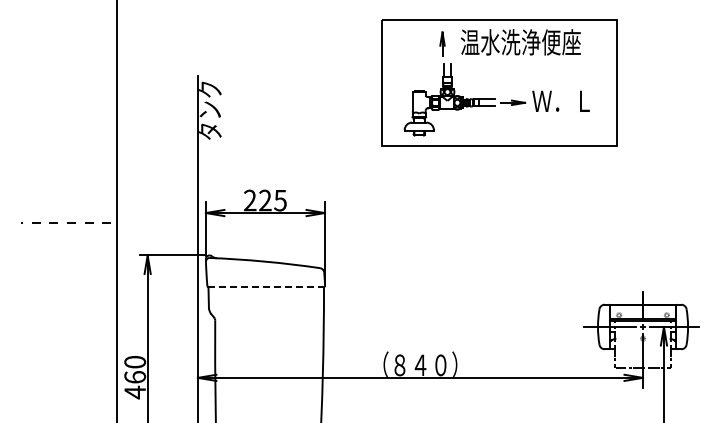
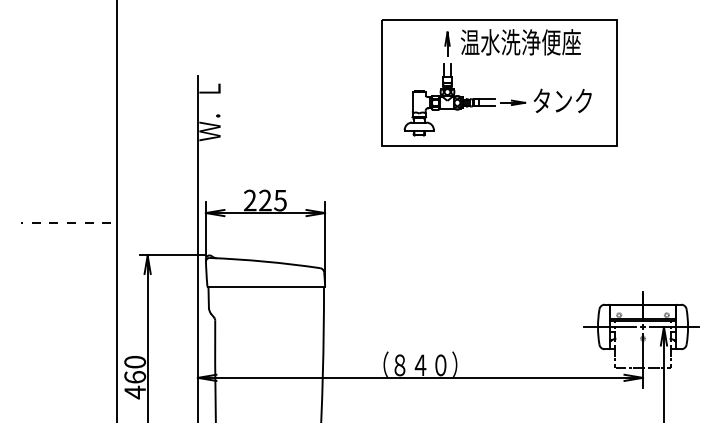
part position: (442, 43) -> (447, 43) (447, 43)
text: Ｗ．Ｌ -> タンク (561, 100)
text: タンク -> Ｗ．Ｌ (210, 111)
line: dashed -> solid (267, 287)
